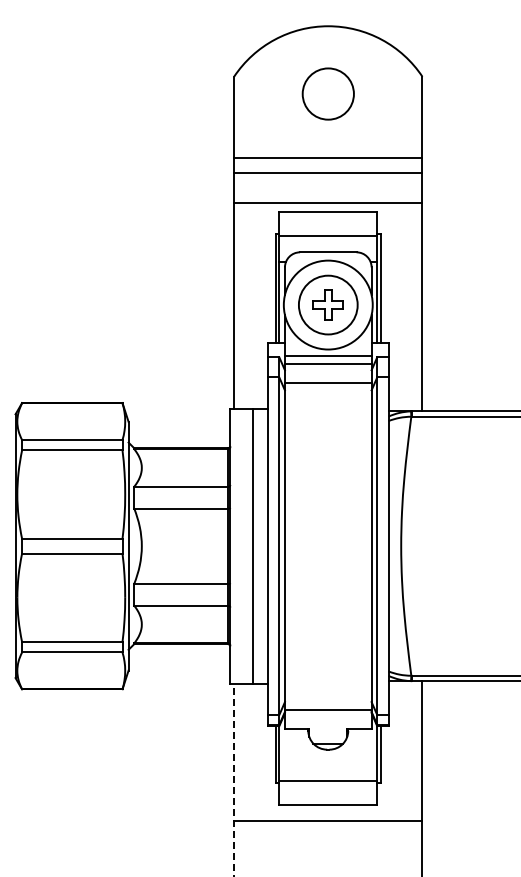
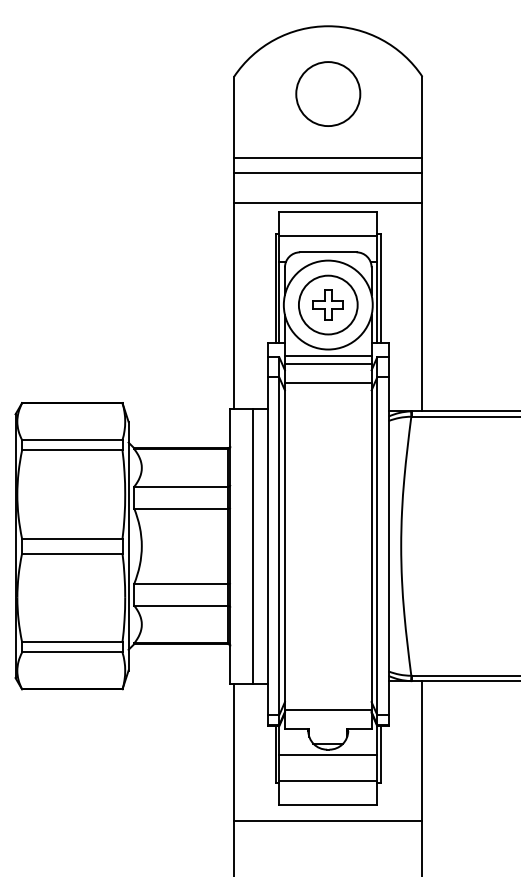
circle size: 54x54 px -> 67x66 px (328, 93)
line: none -> present (328, 754)
line: dashed -> solid (234, 779)
